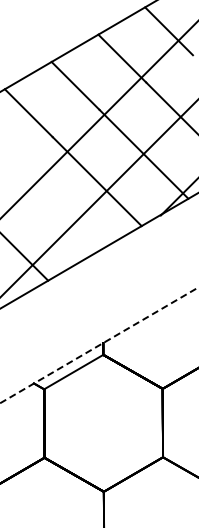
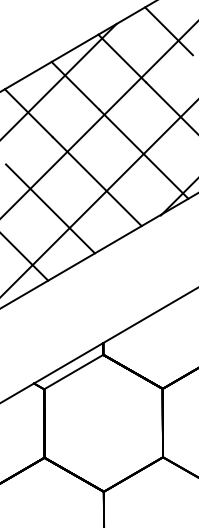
line: none -> present (59, 80)
line: none -> present (50, 208)
line: dashed -> solid (99, 345)
